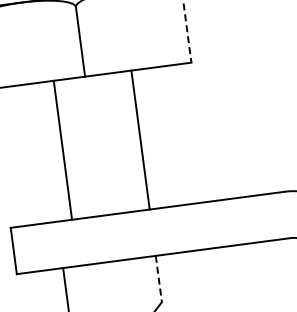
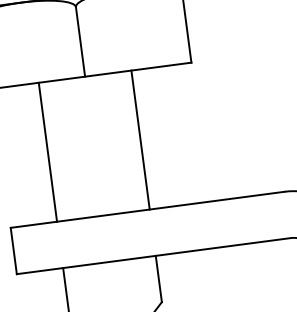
line: dashed -> solid (187, 32)
line position: (62, 149) -> (47, 151) (47, 151)
line: dashed -> solid (158, 279)
